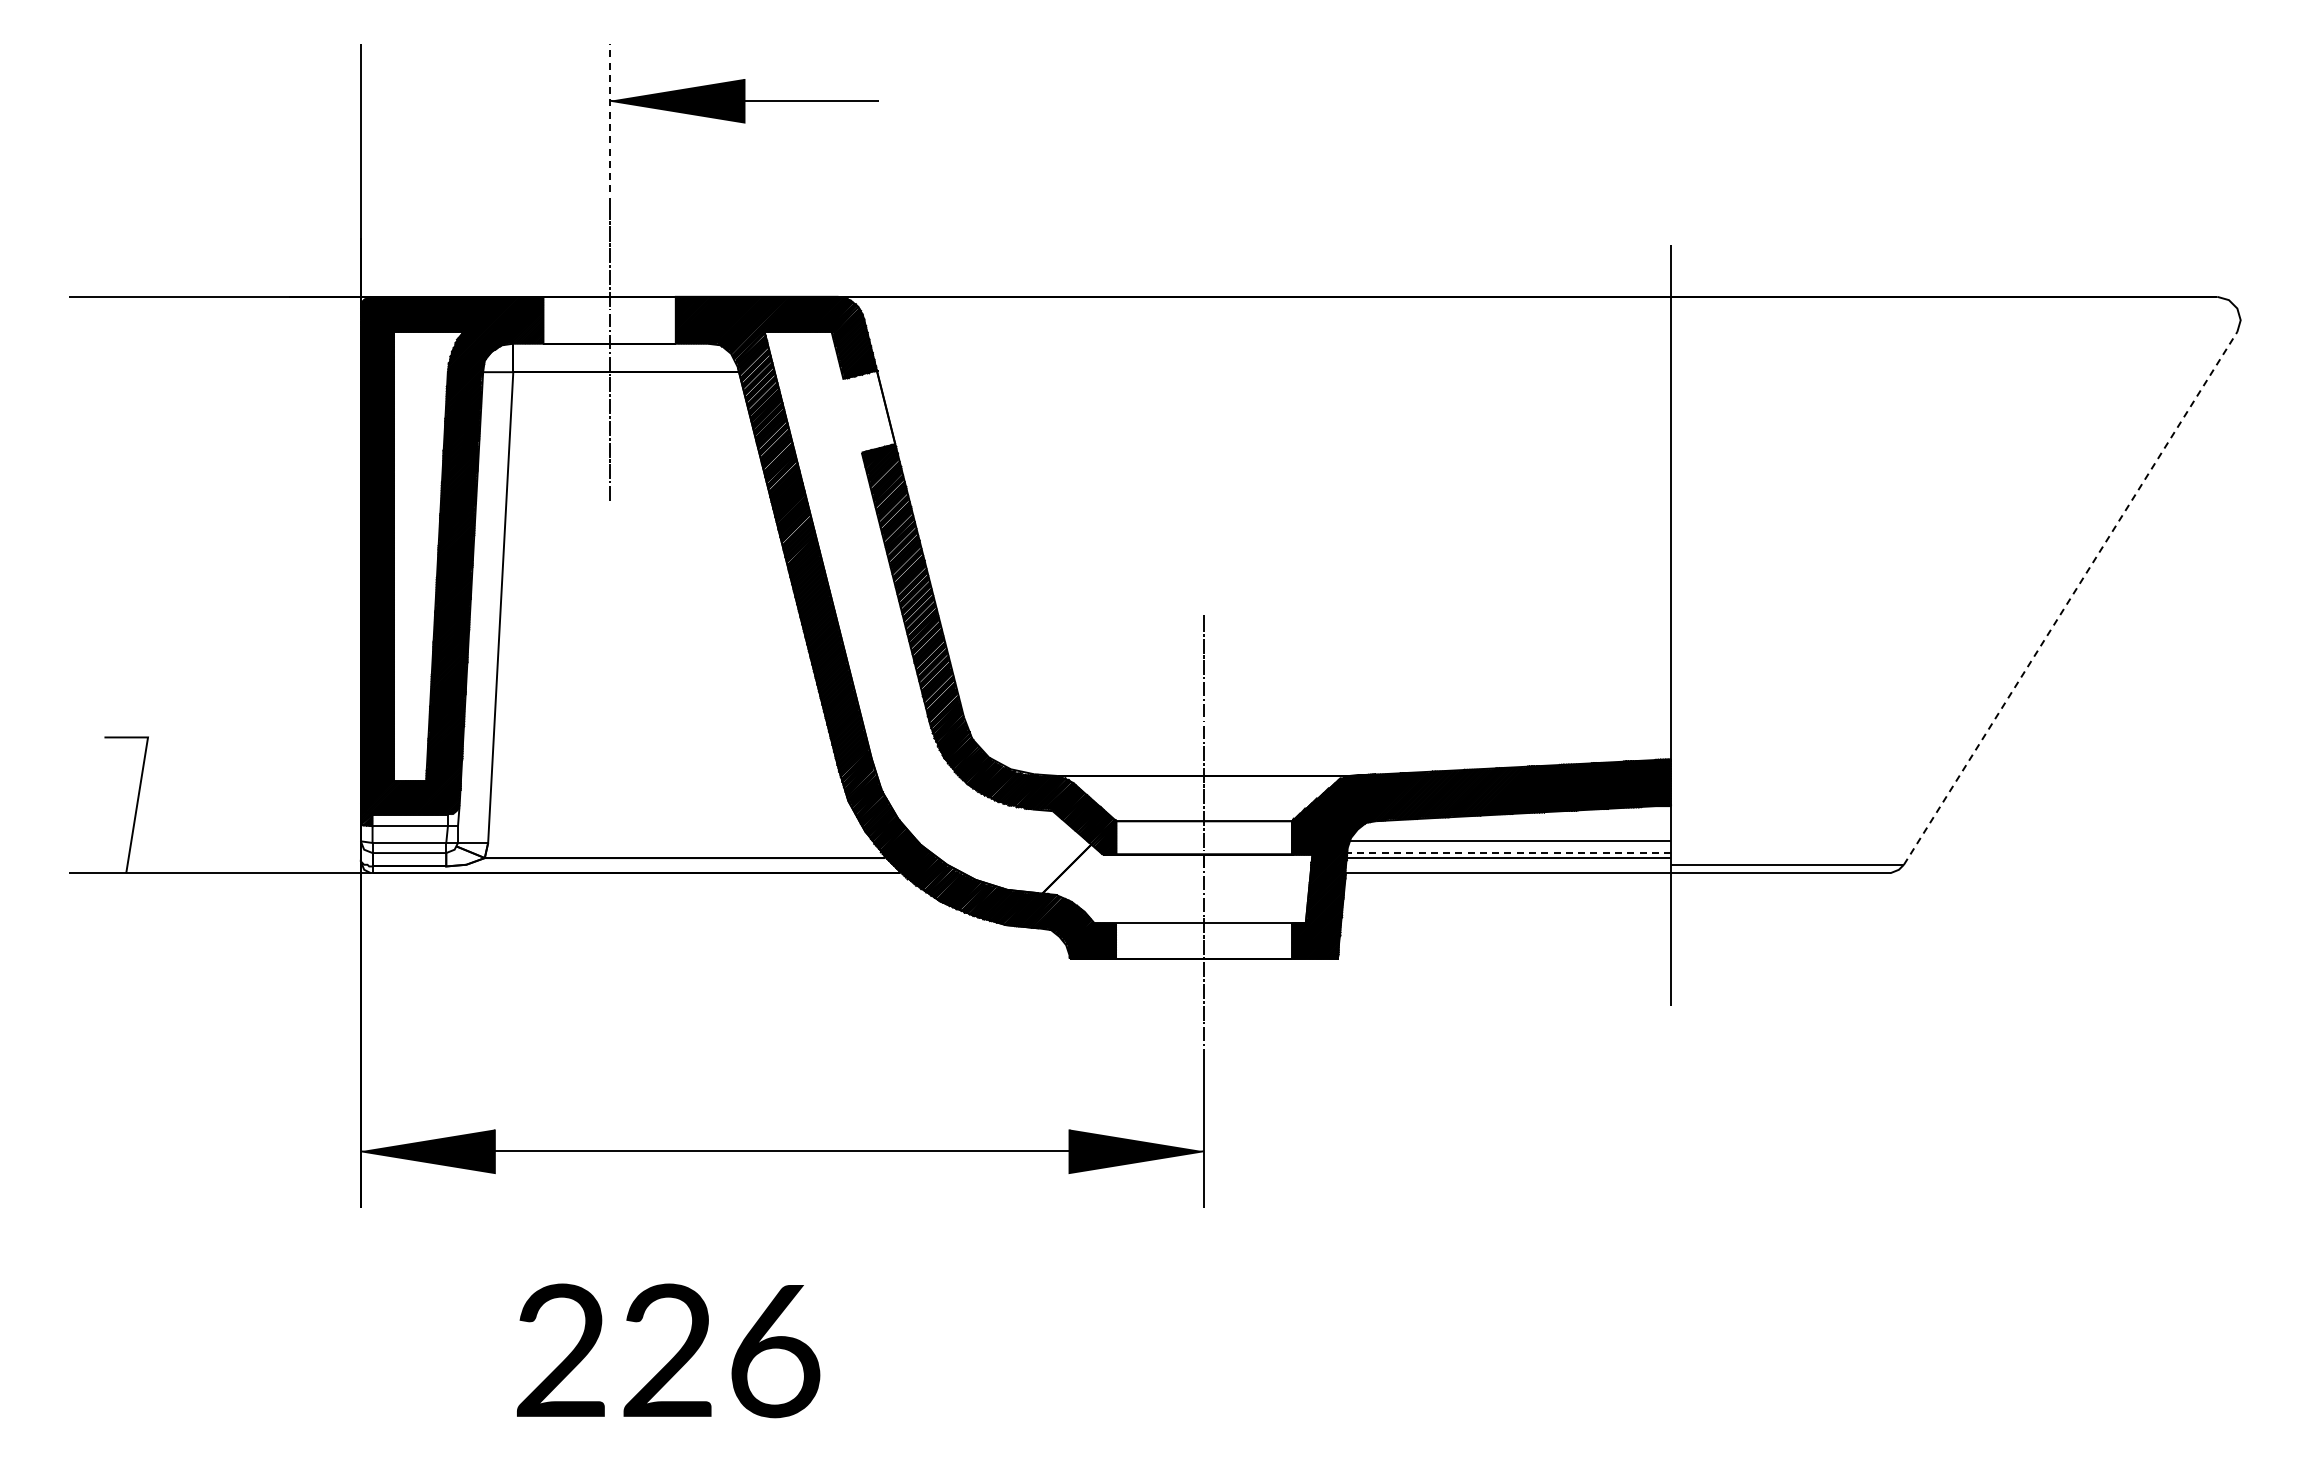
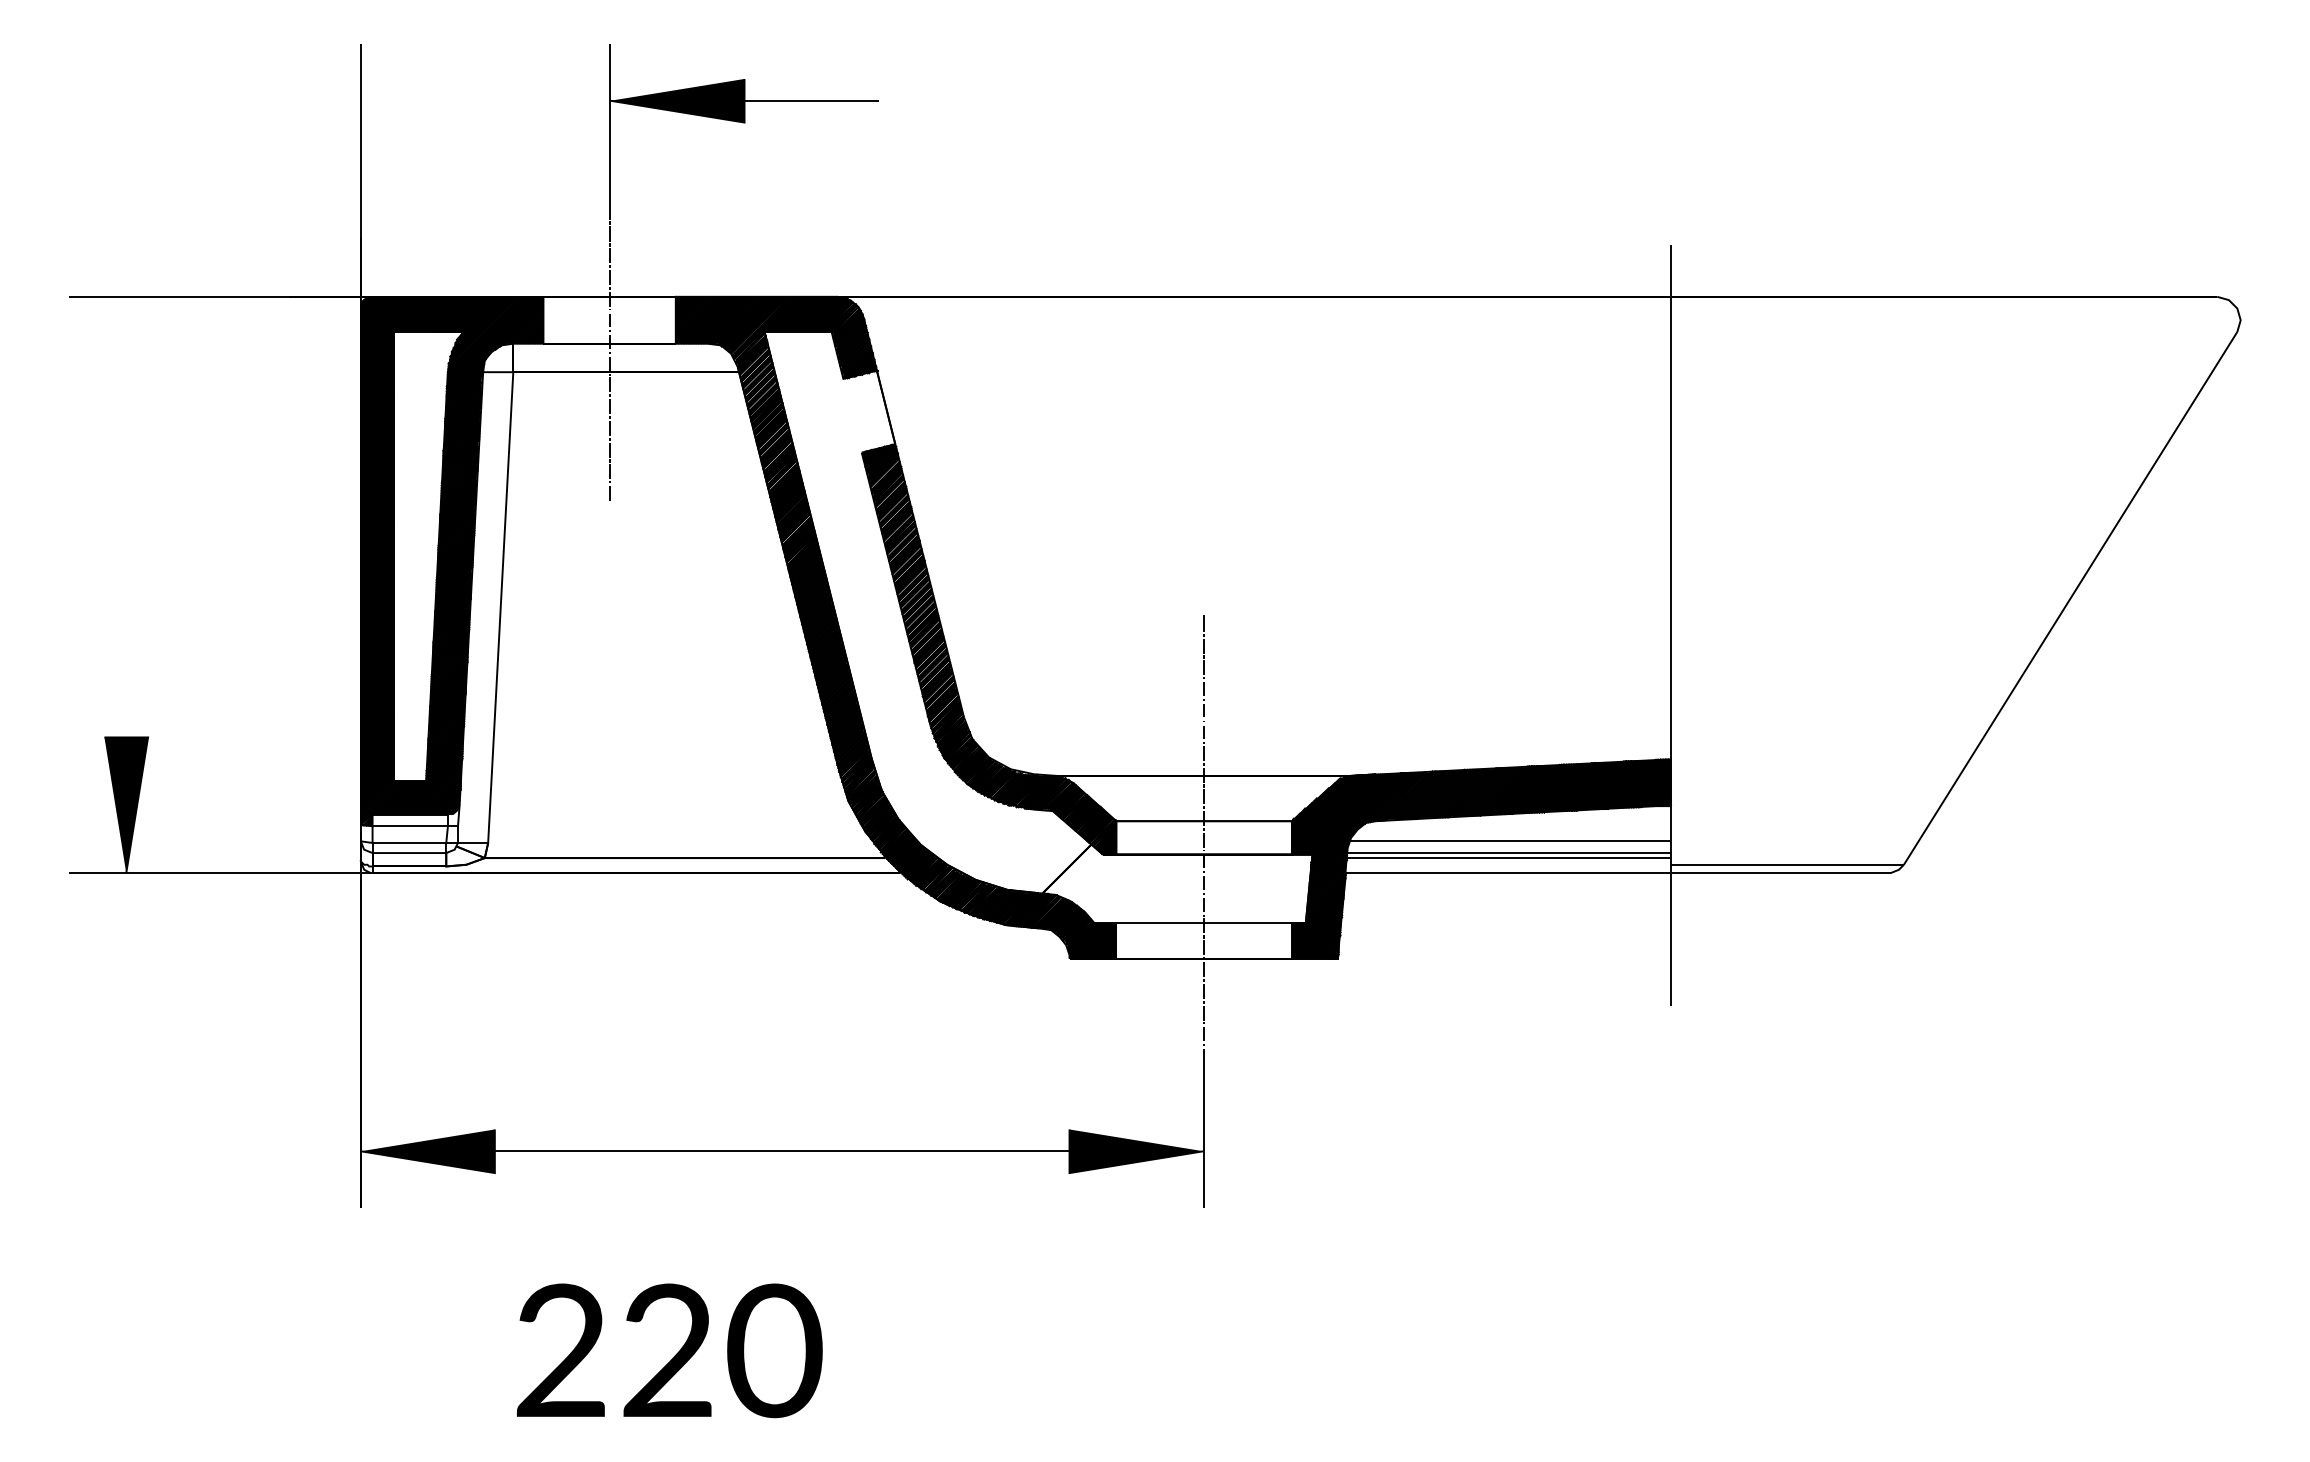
line: dashed -> solid (610, 123)
line: dashed -> solid (2070, 597)
fill: none -> present (126, 805)
line: dashed -> solid (1509, 853)
text: 226 -> 220 (774, 1350)
